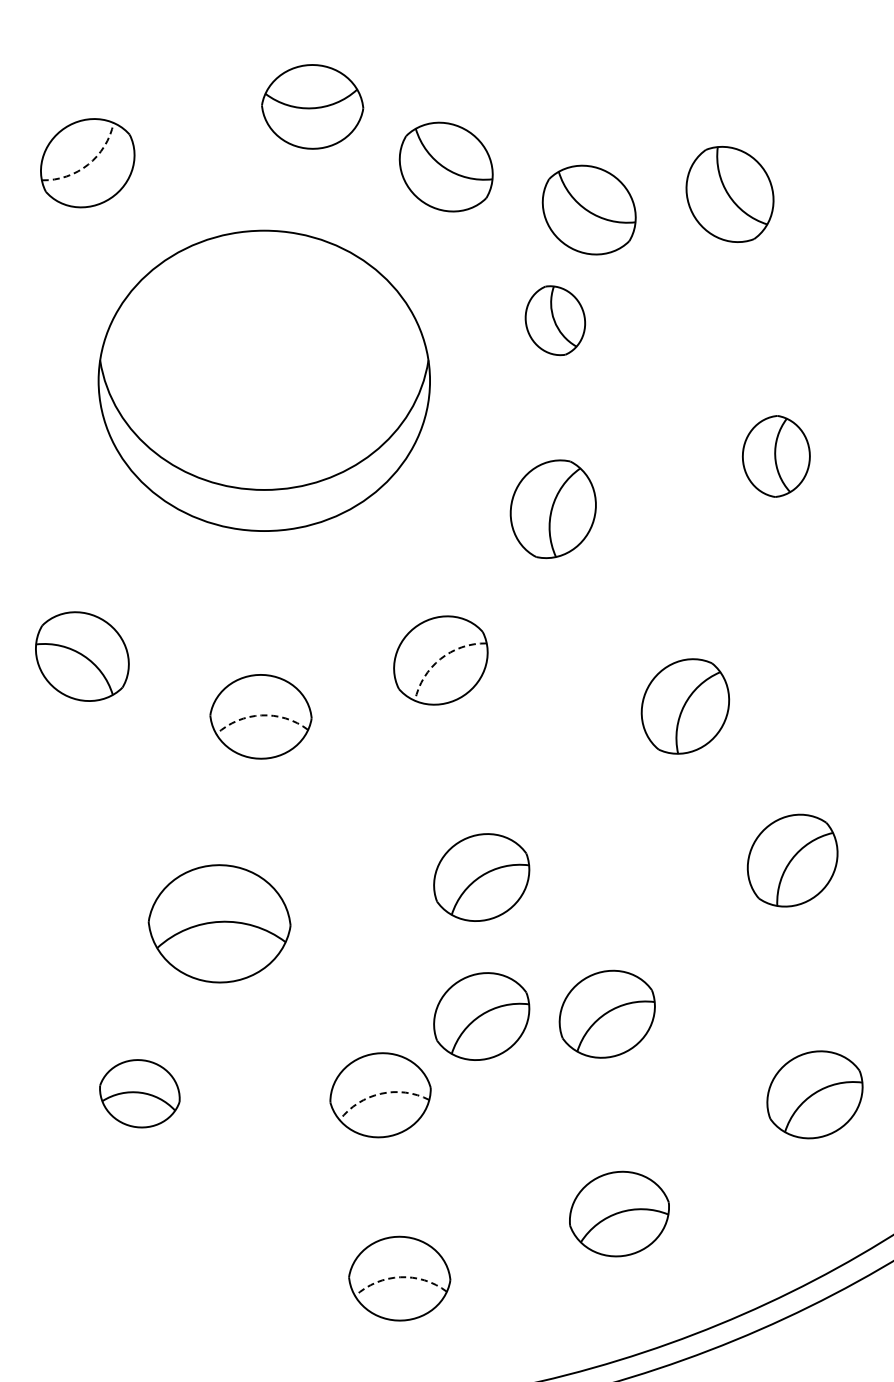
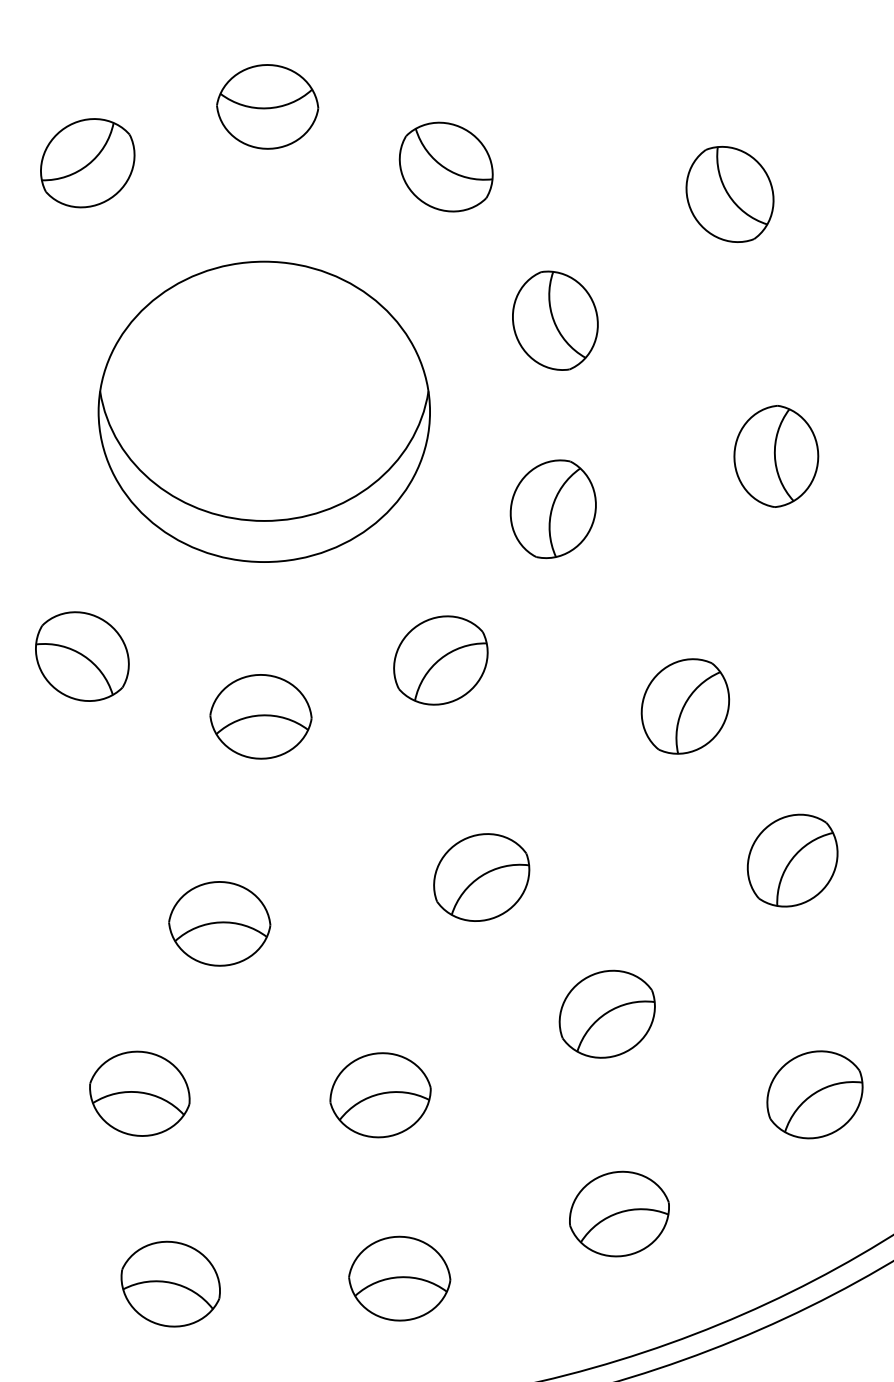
part position: (312, 106) -> (267, 106) (267, 106)
arc: dashed -> solid (88, 164)
part: present -> none (588, 209)
part size: 63x72 px -> 87x101 px (555, 320)
part position: (263, 380) -> (263, 411) (263, 411)
part size: 69x83 px -> 87x103 px (776, 456)
arc: dashed -> solid (440, 659)
arc: dashed -> solid (261, 715)
part size: 145x120 px -> 104x86 px (219, 923)
part: present -> none (481, 1016)
part size: 82x70 px -> 102x87 px (139, 1093)
arc: dashed -> solid (380, 1093)
arc: dashed -> solid (400, 1277)
part: none -> present (170, 1283)
